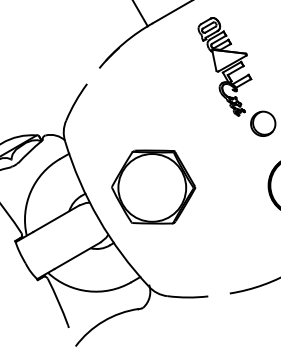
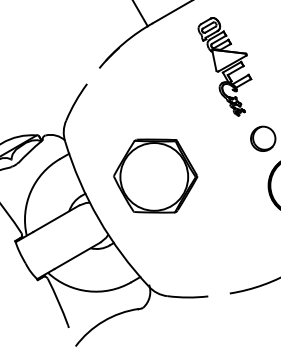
part position: (263, 123) -> (263, 138) (263, 138)
part position: (153, 186) -> (155, 175) (155, 175)
